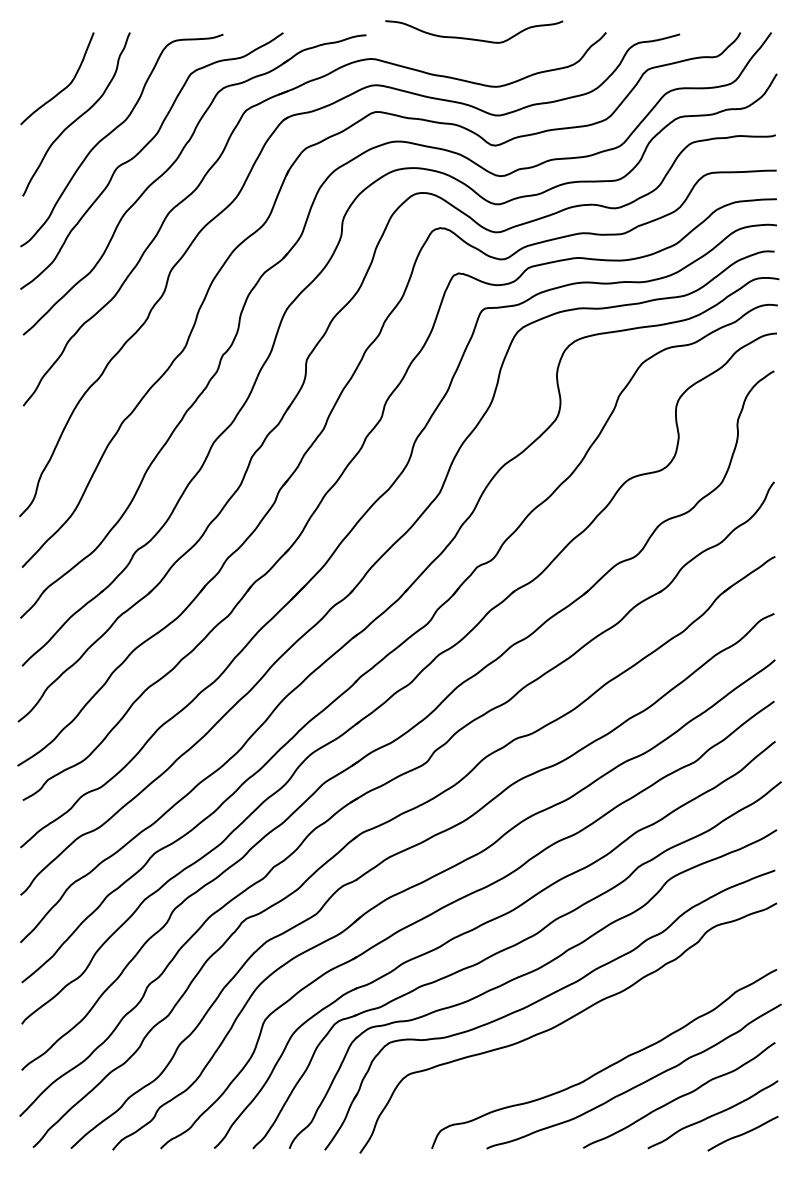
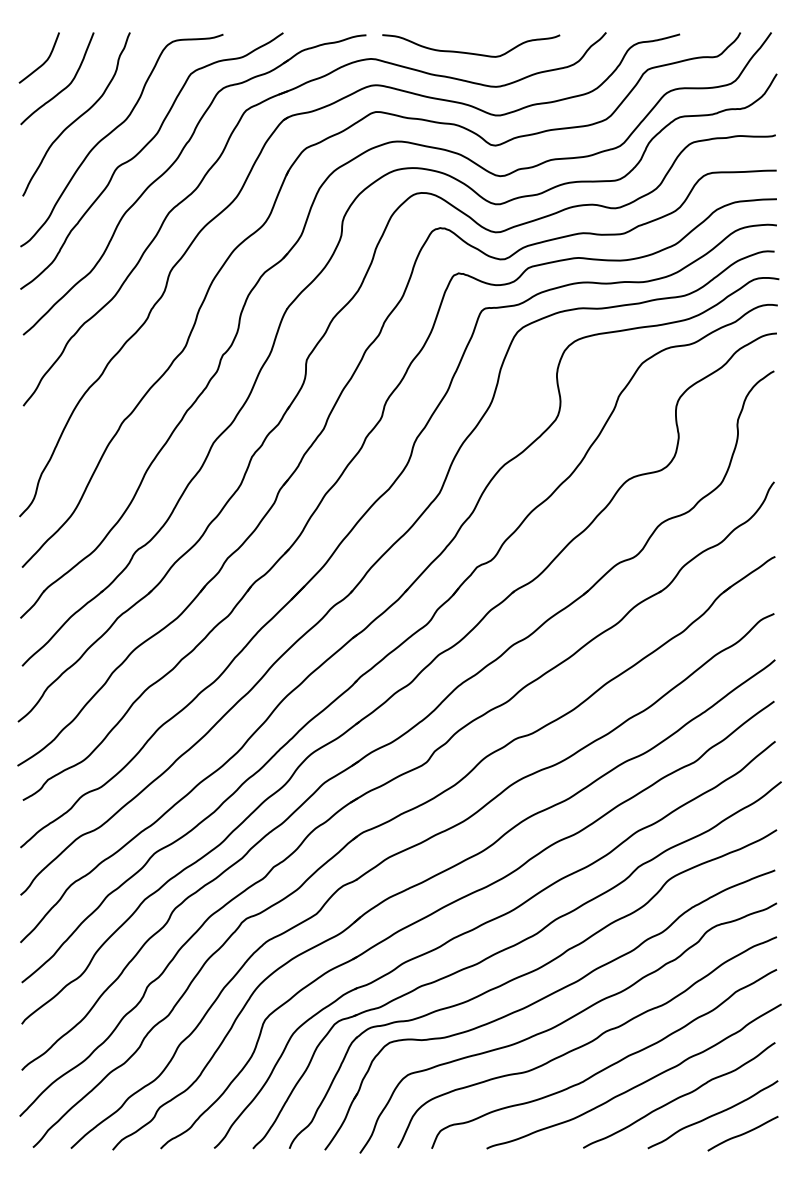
curve position: (474, 38) -> (471, 52) (471, 52)
curve: none -> present (43, 62)
curve: none -> present (587, 1042)
